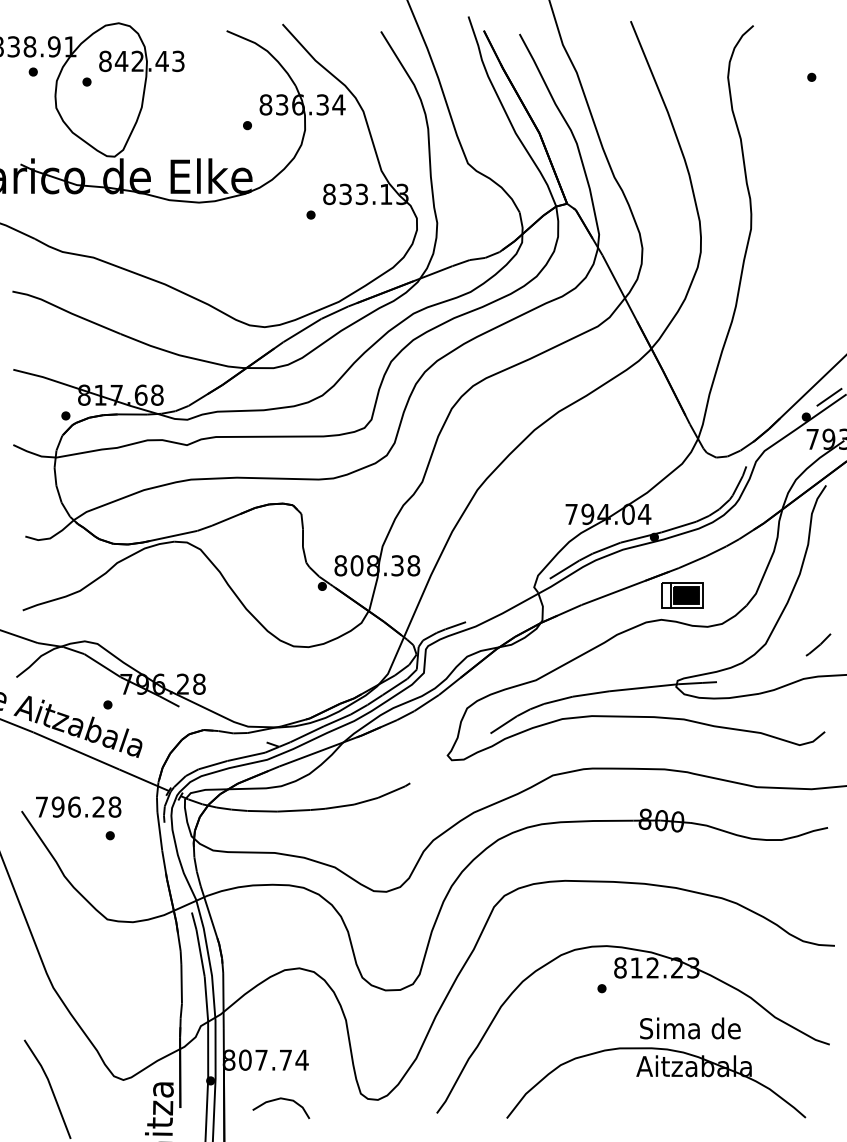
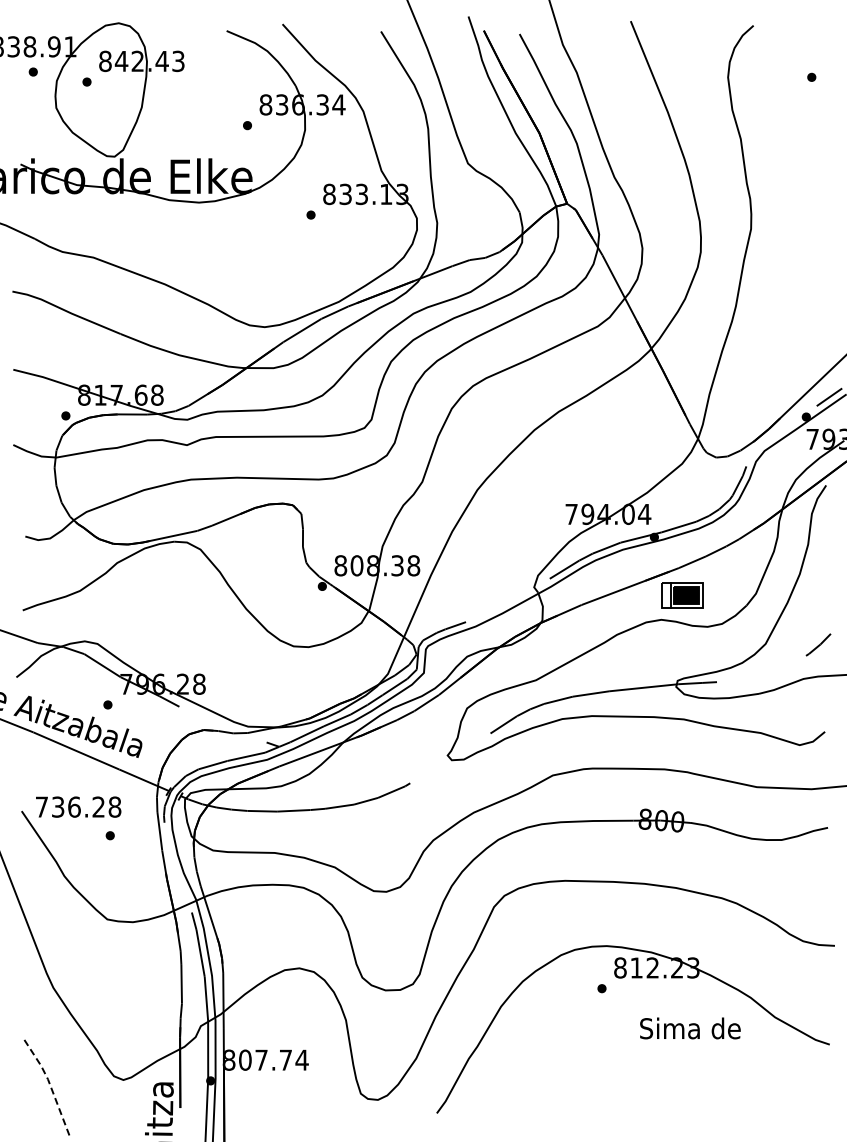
text: 796.28 -> 736.28 (57, 806)
part: present -> none (656, 1082)
line: solid -> dashed (50, 1086)
curve: present -> none (277, 1100)
